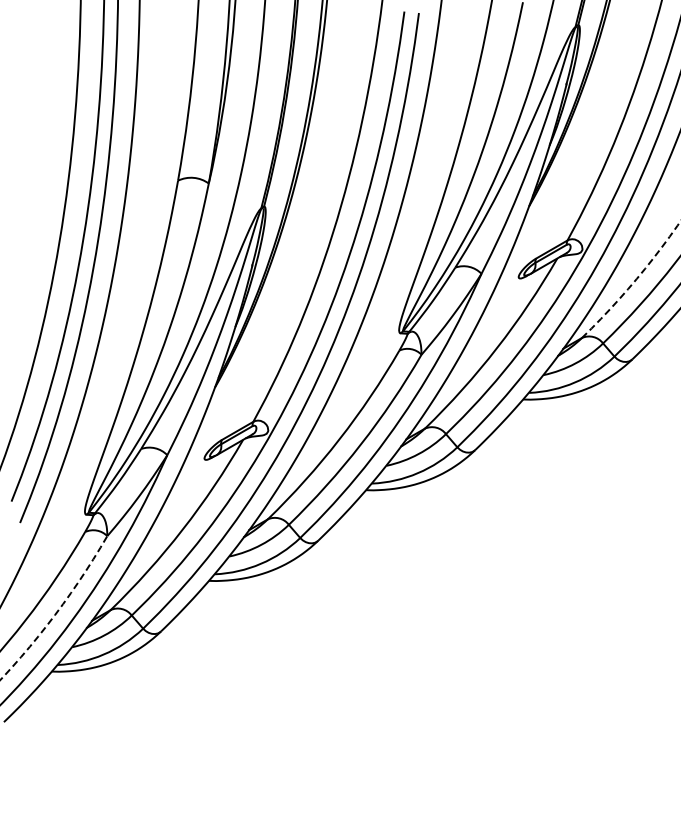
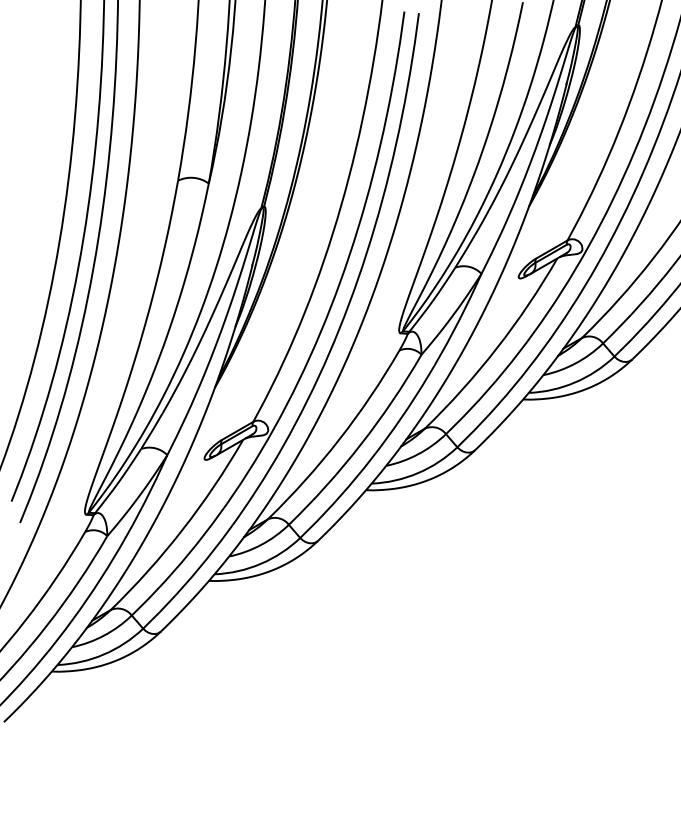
arc: dashed -> solid (634, 281)
arc: dashed -> solid (57, 611)
